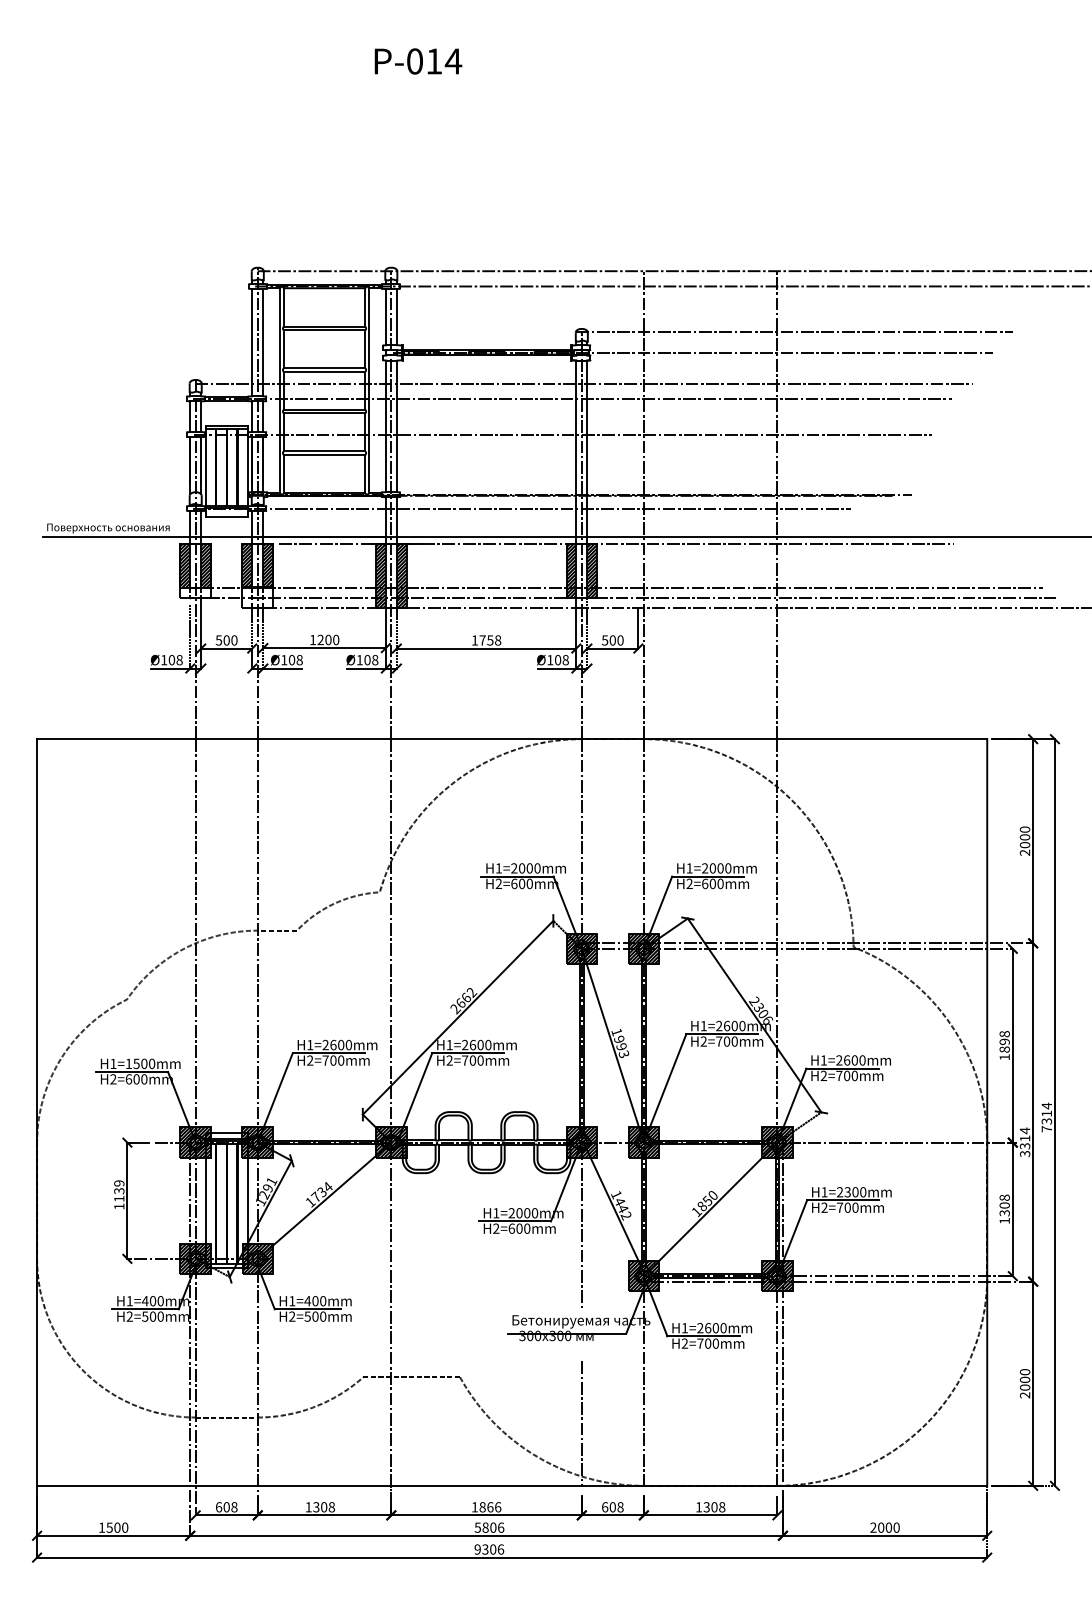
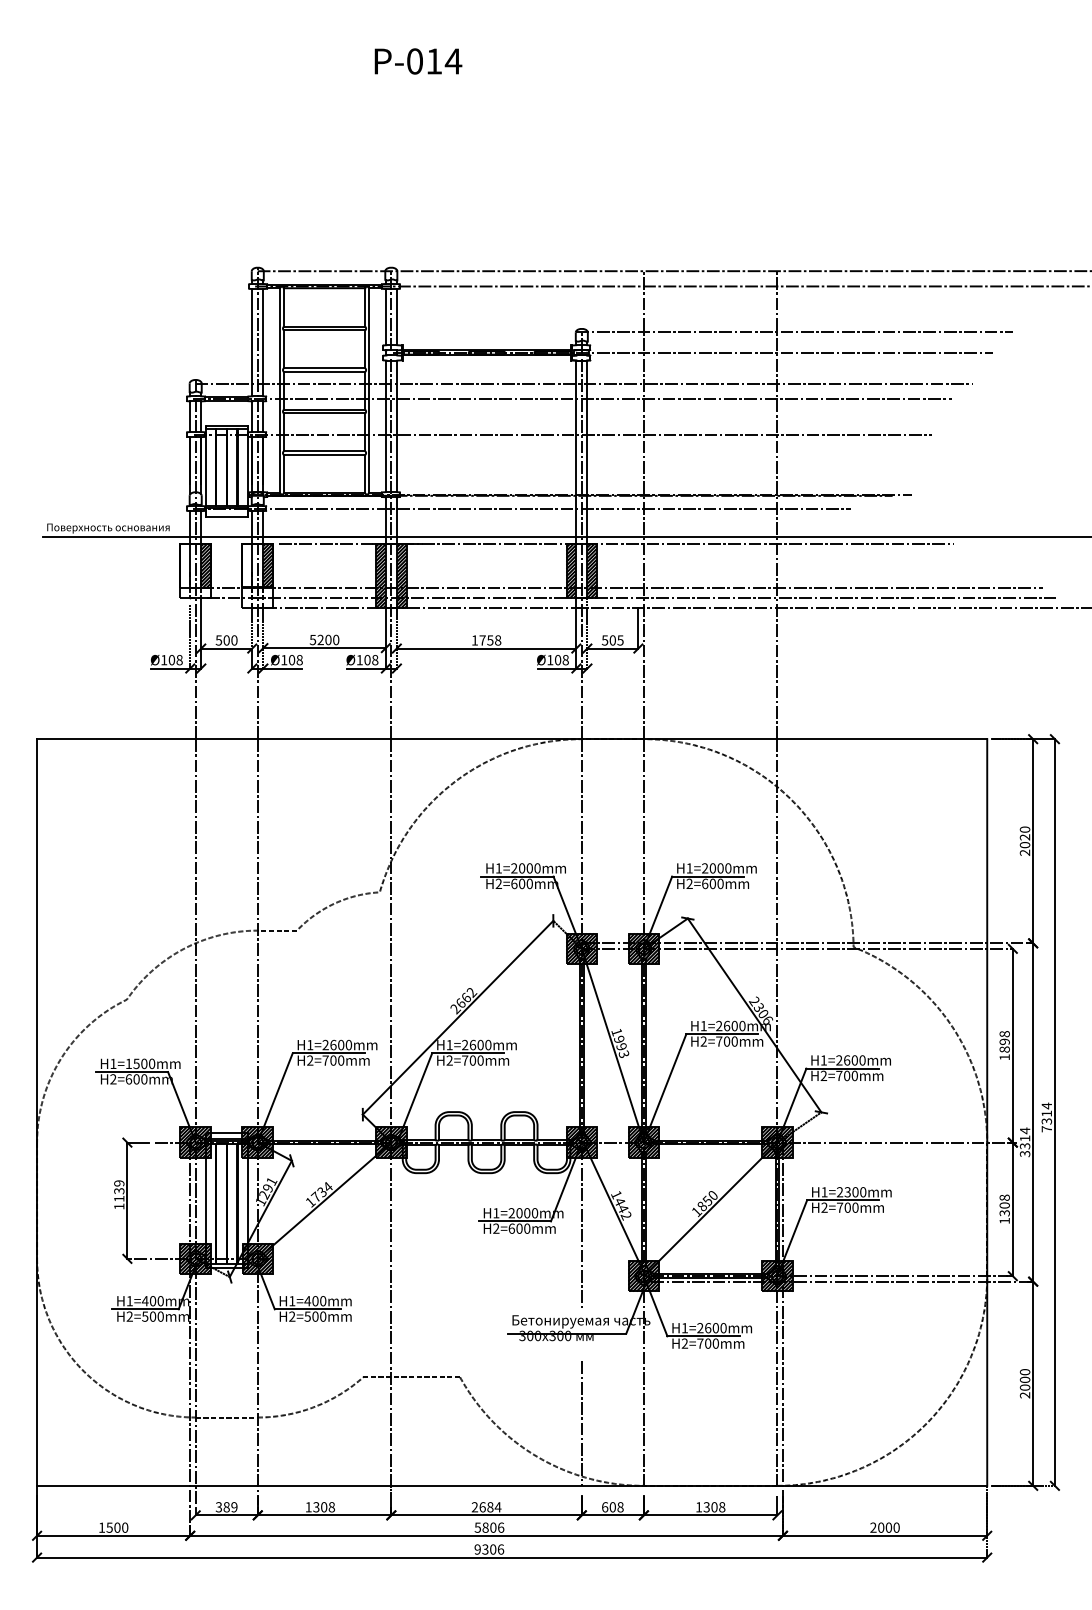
hatch: present -> none (185, 565)
hatch: present -> none (247, 565)
text: 1200 -> 5200 (312, 640)
text: 500 -> 505 (620, 640)
text: 2000 -> 2020 (1025, 837)
text: 608 -> 389 (226, 1507)
text: 1866 -> 2684 (486, 1507)
